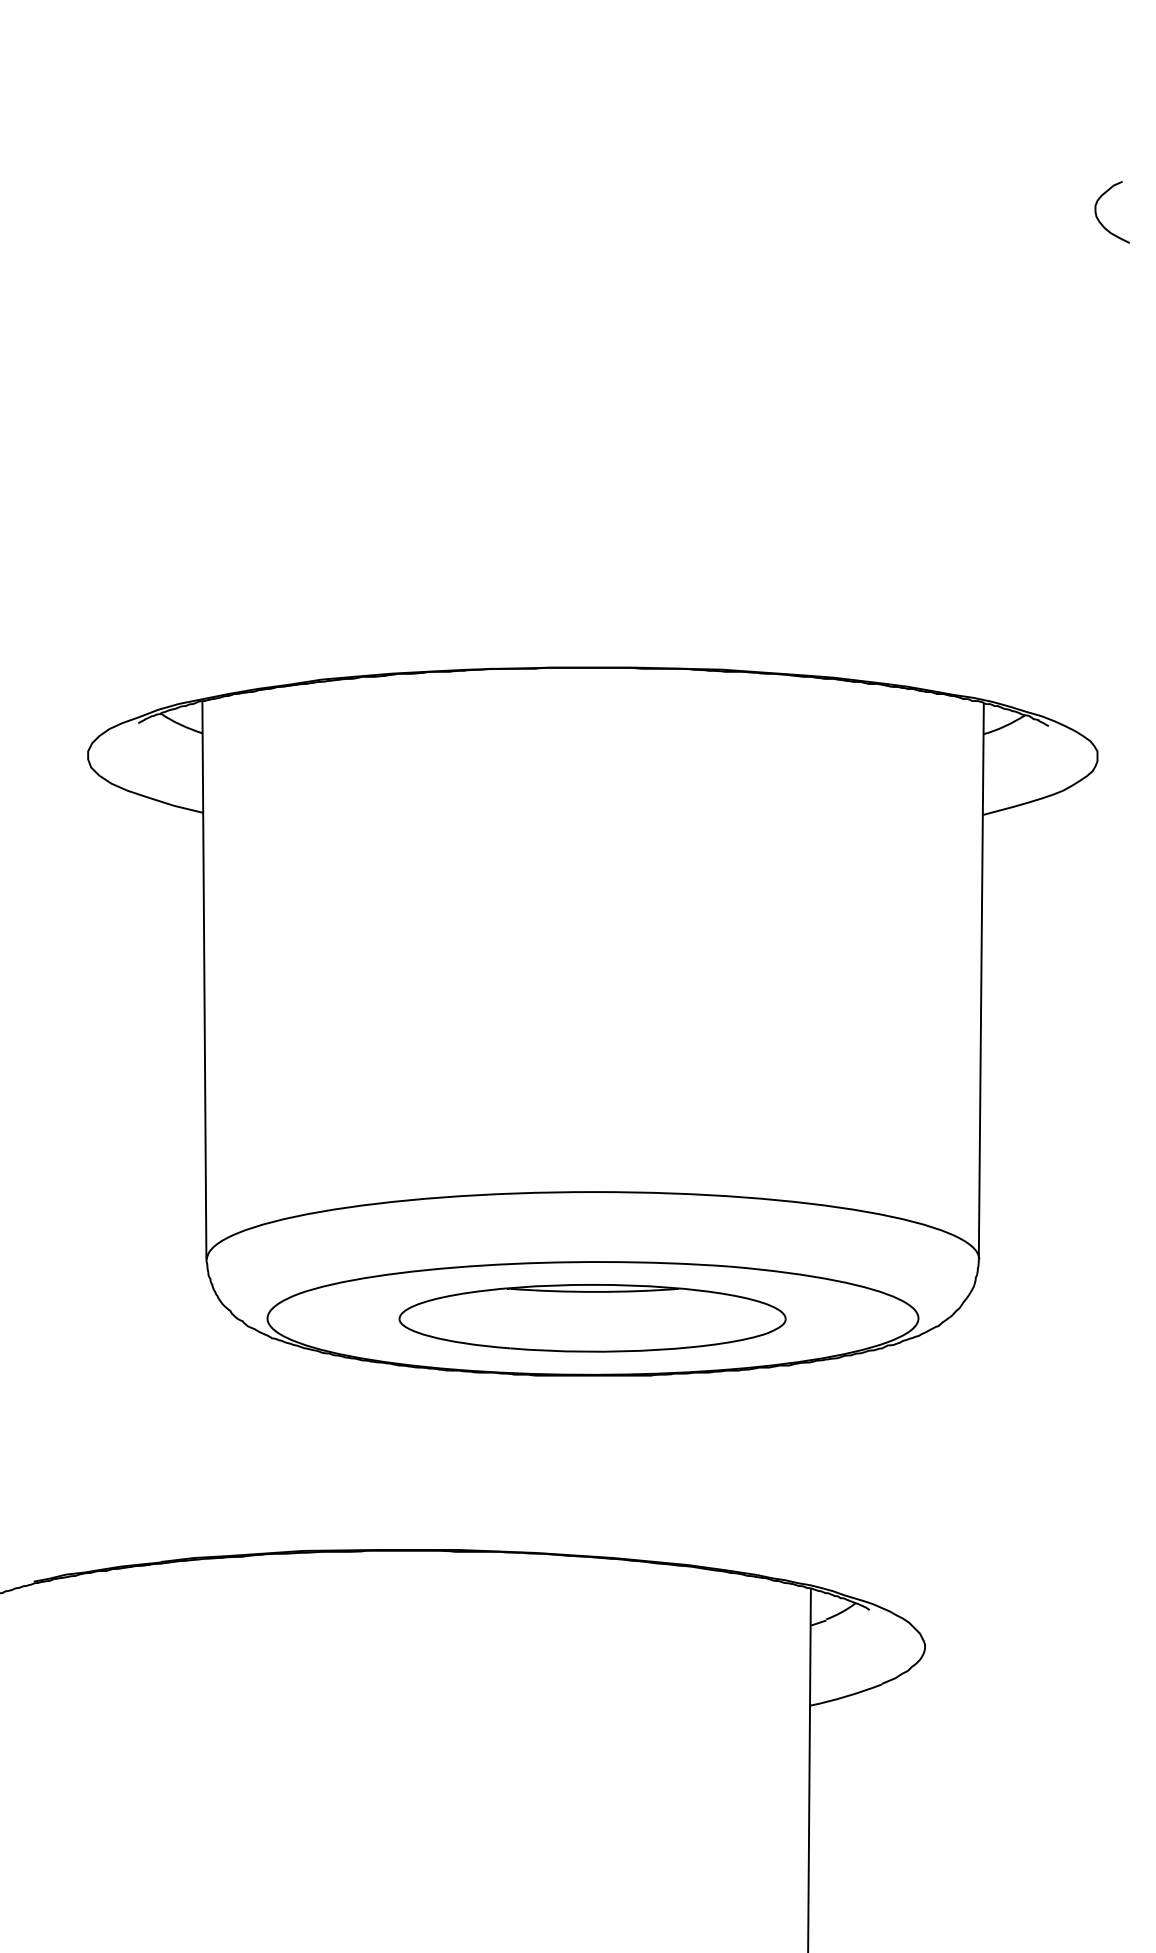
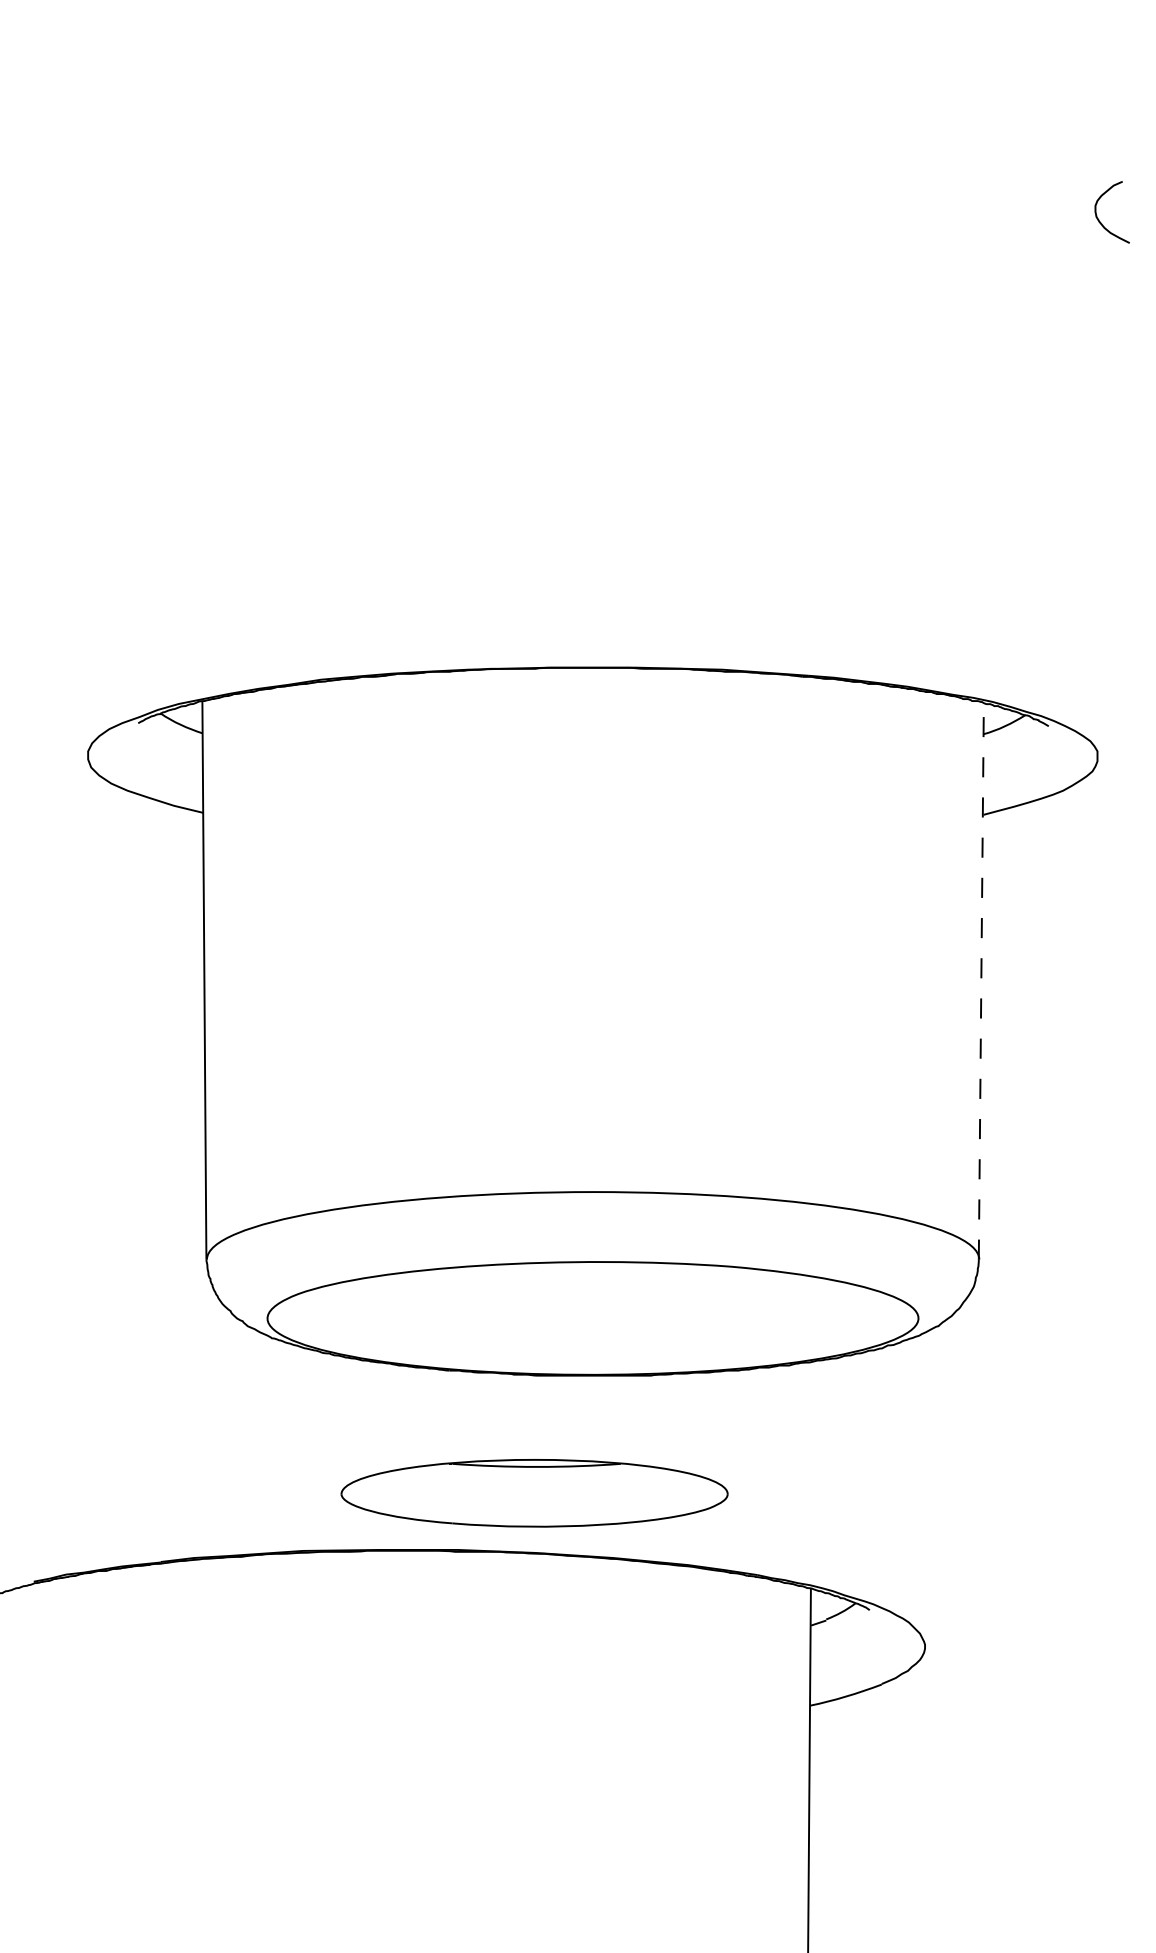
line: solid -> dashed (981, 980)
part position: (592, 1318) -> (534, 1493) (534, 1493)
